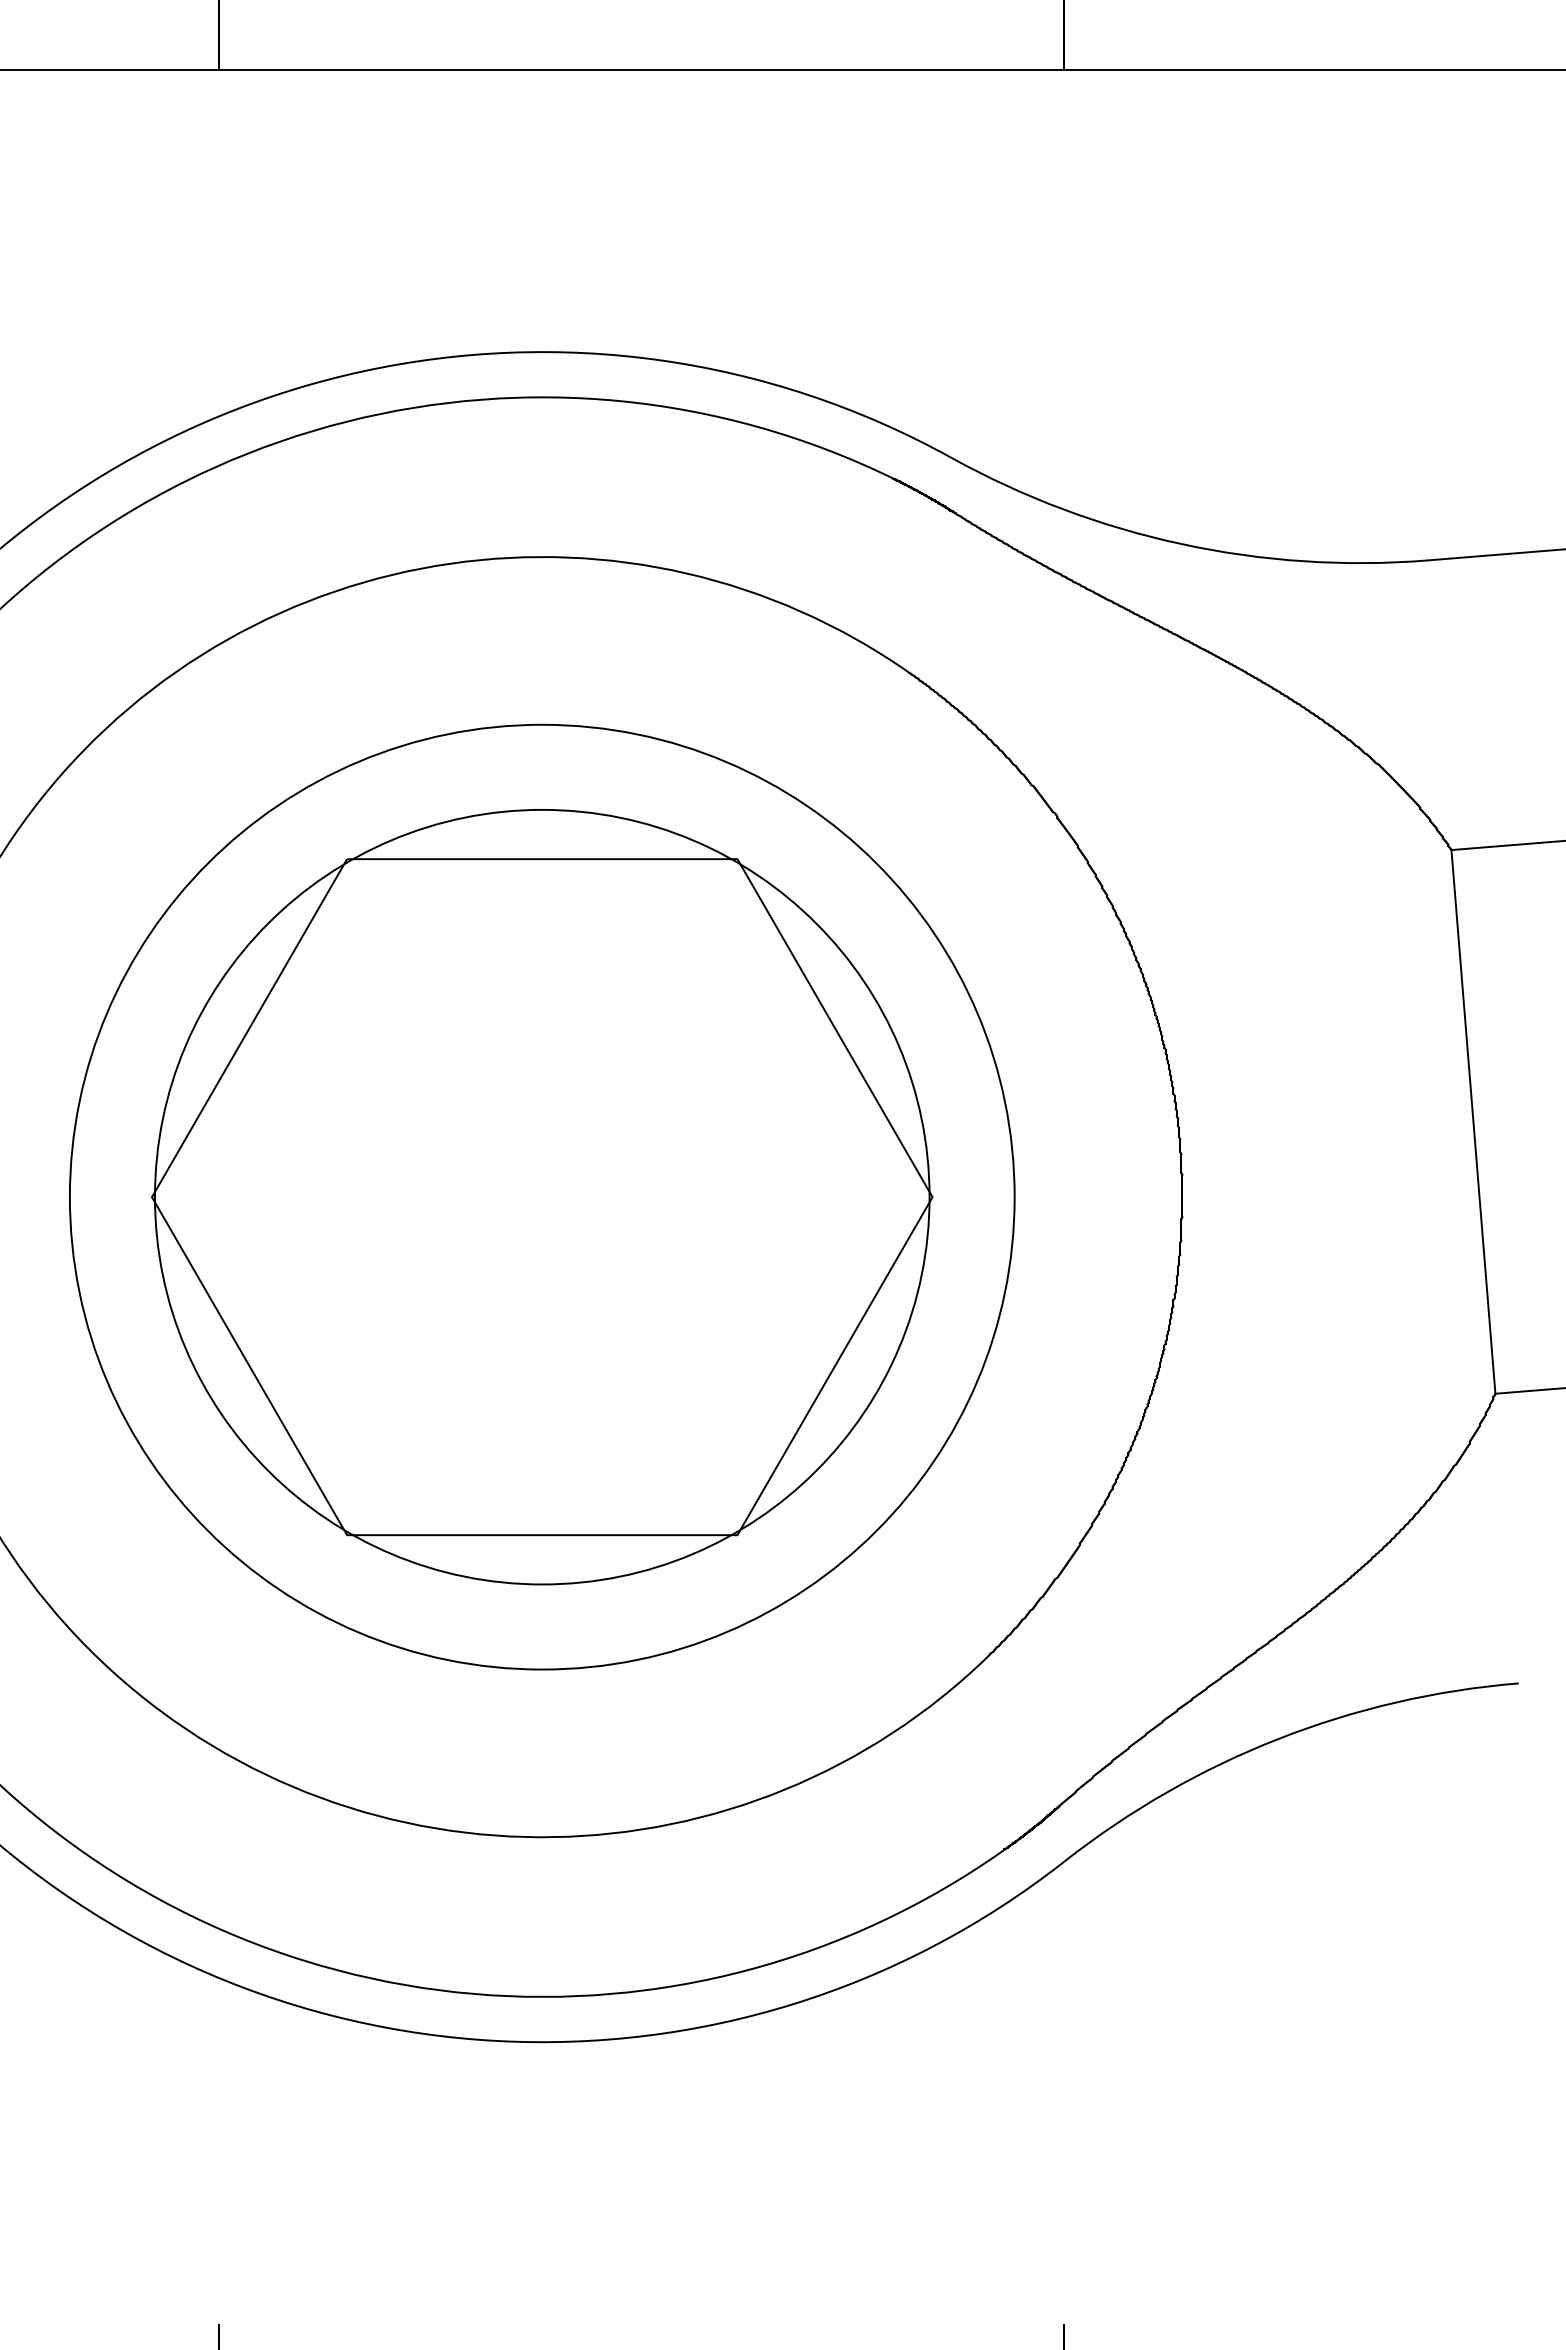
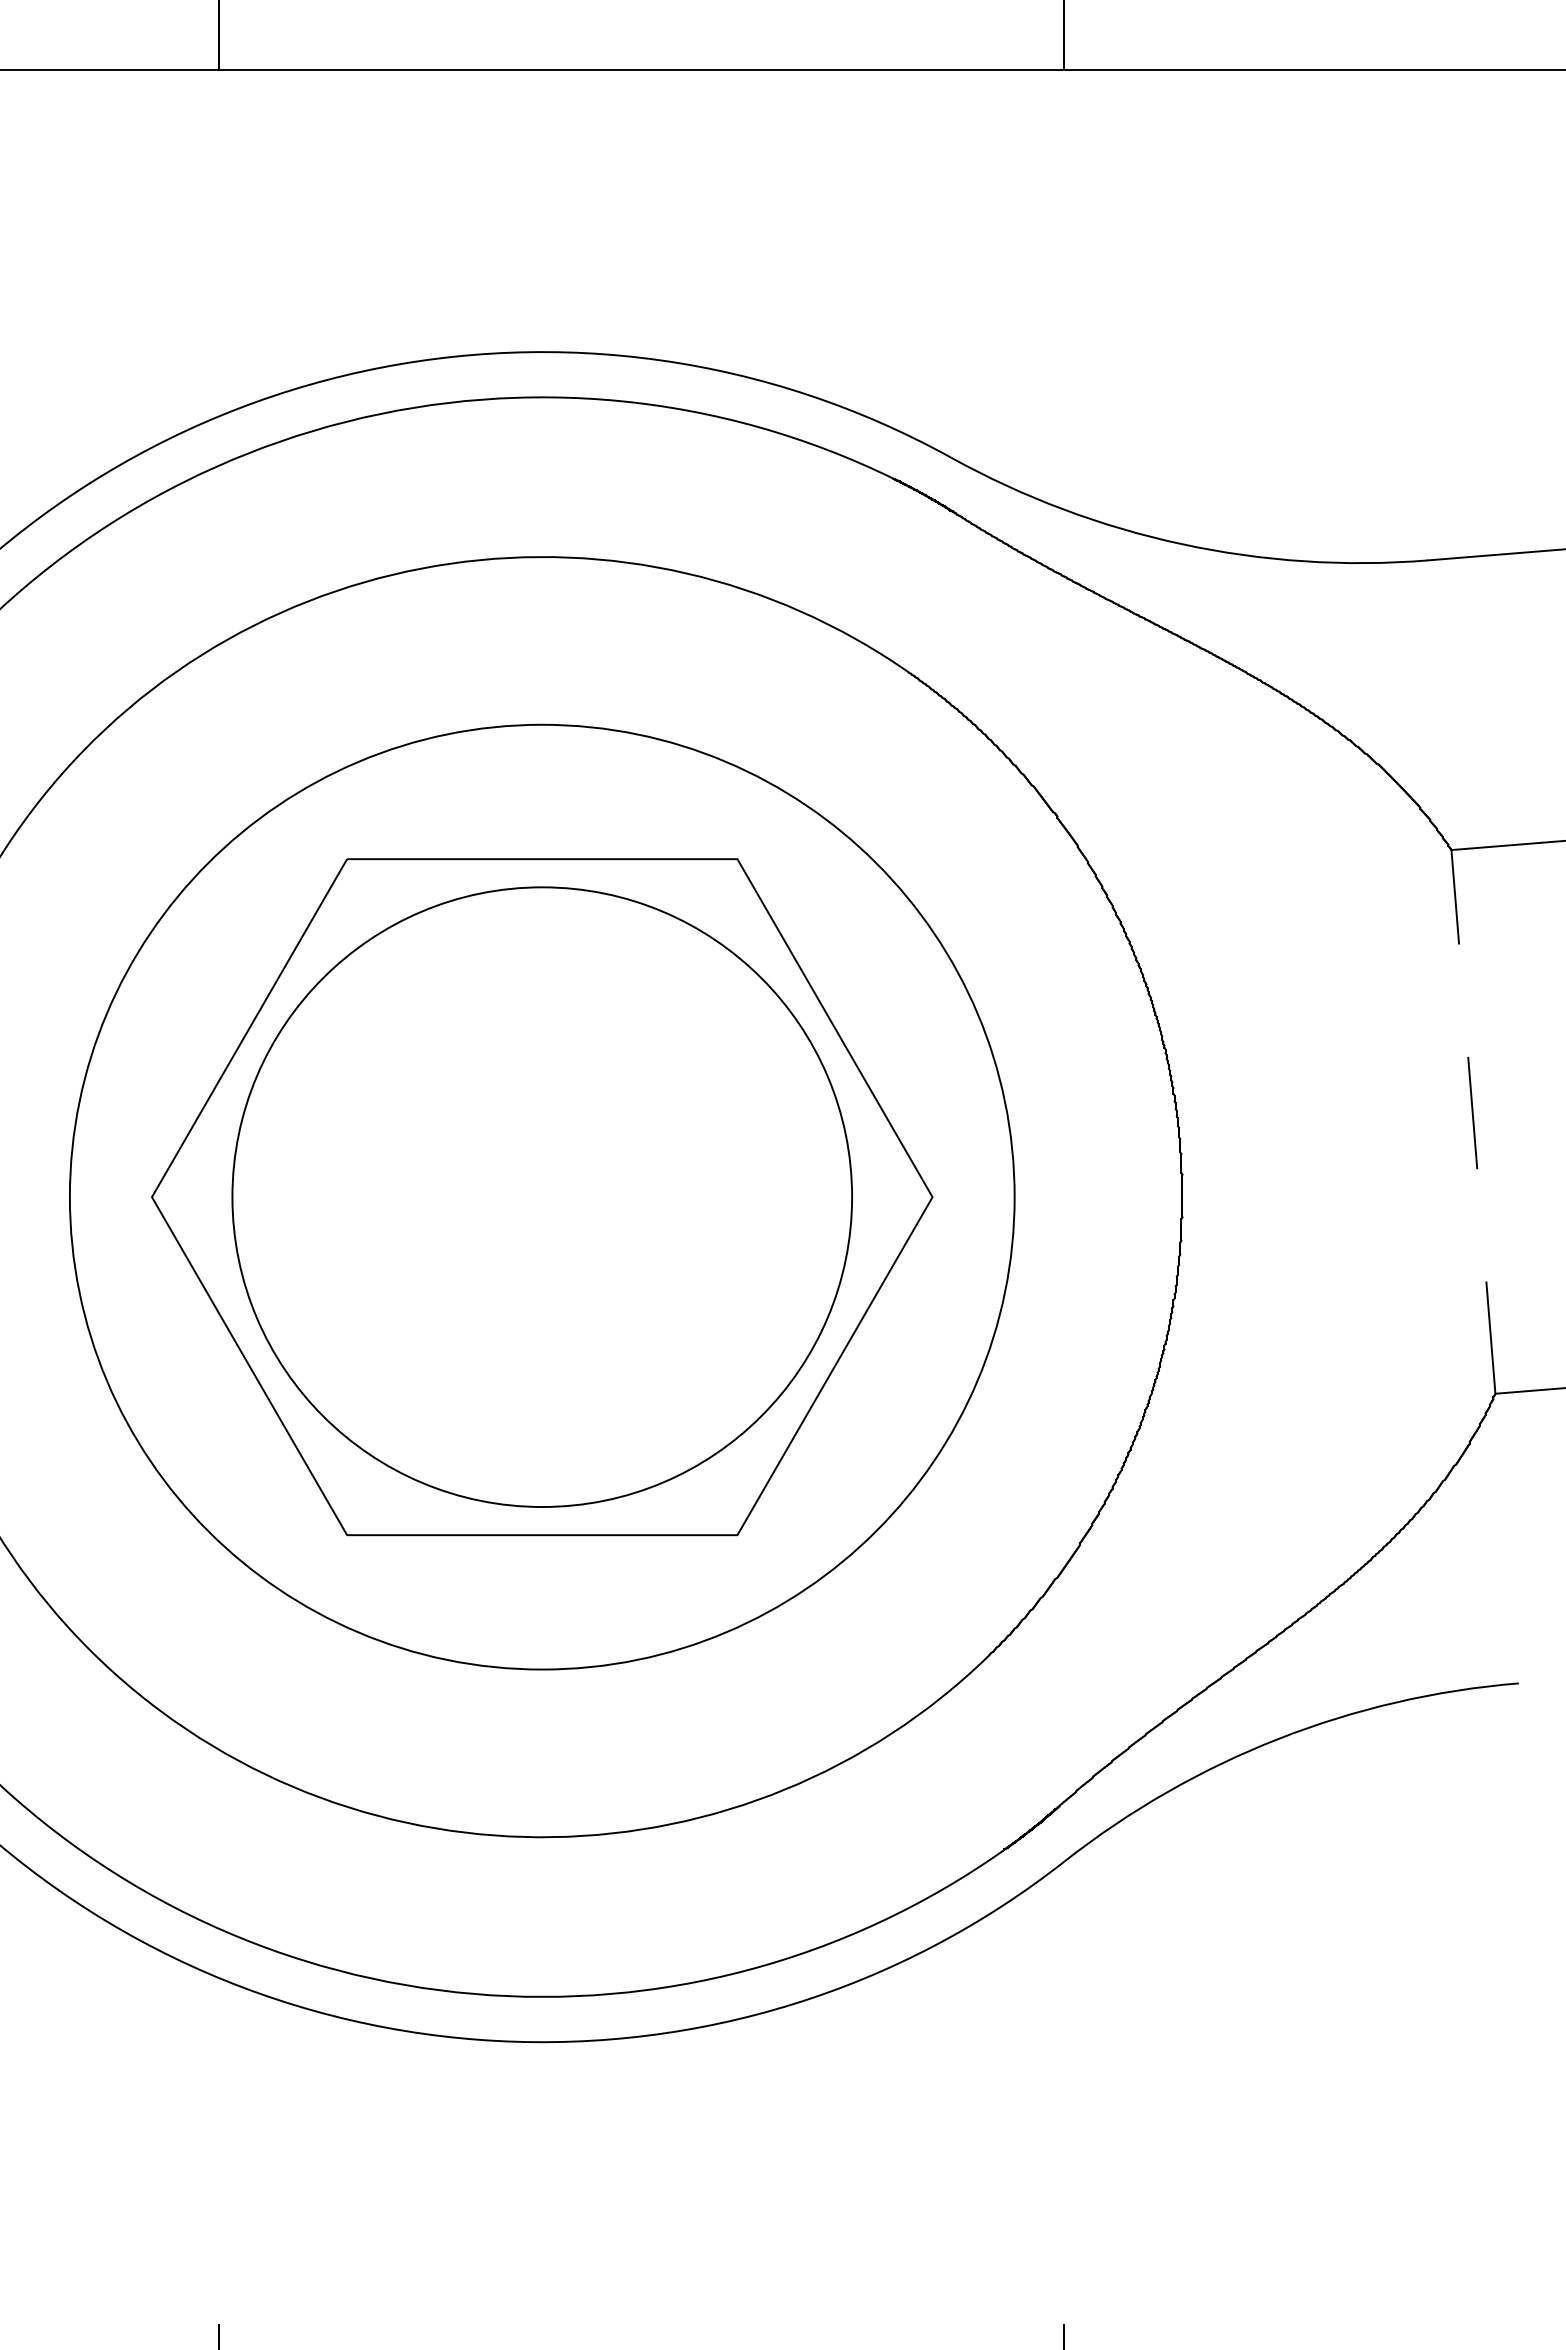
line: solid -> dashed (1473, 1121)
circle diameter: 775 px -> 620 px (542, 1197)
